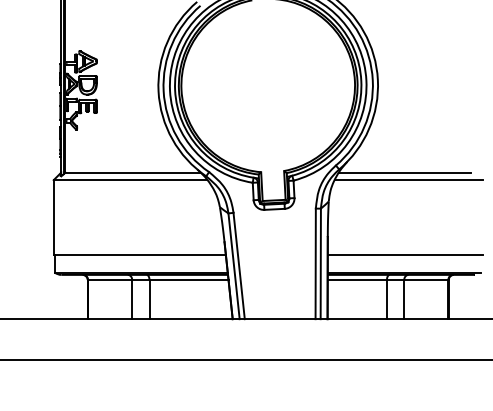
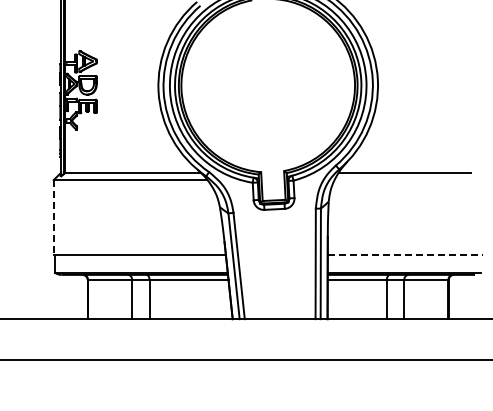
line: present -> none (408, 180)
line: solid -> dashed (53, 218)
line: solid -> dashed (405, 254)
